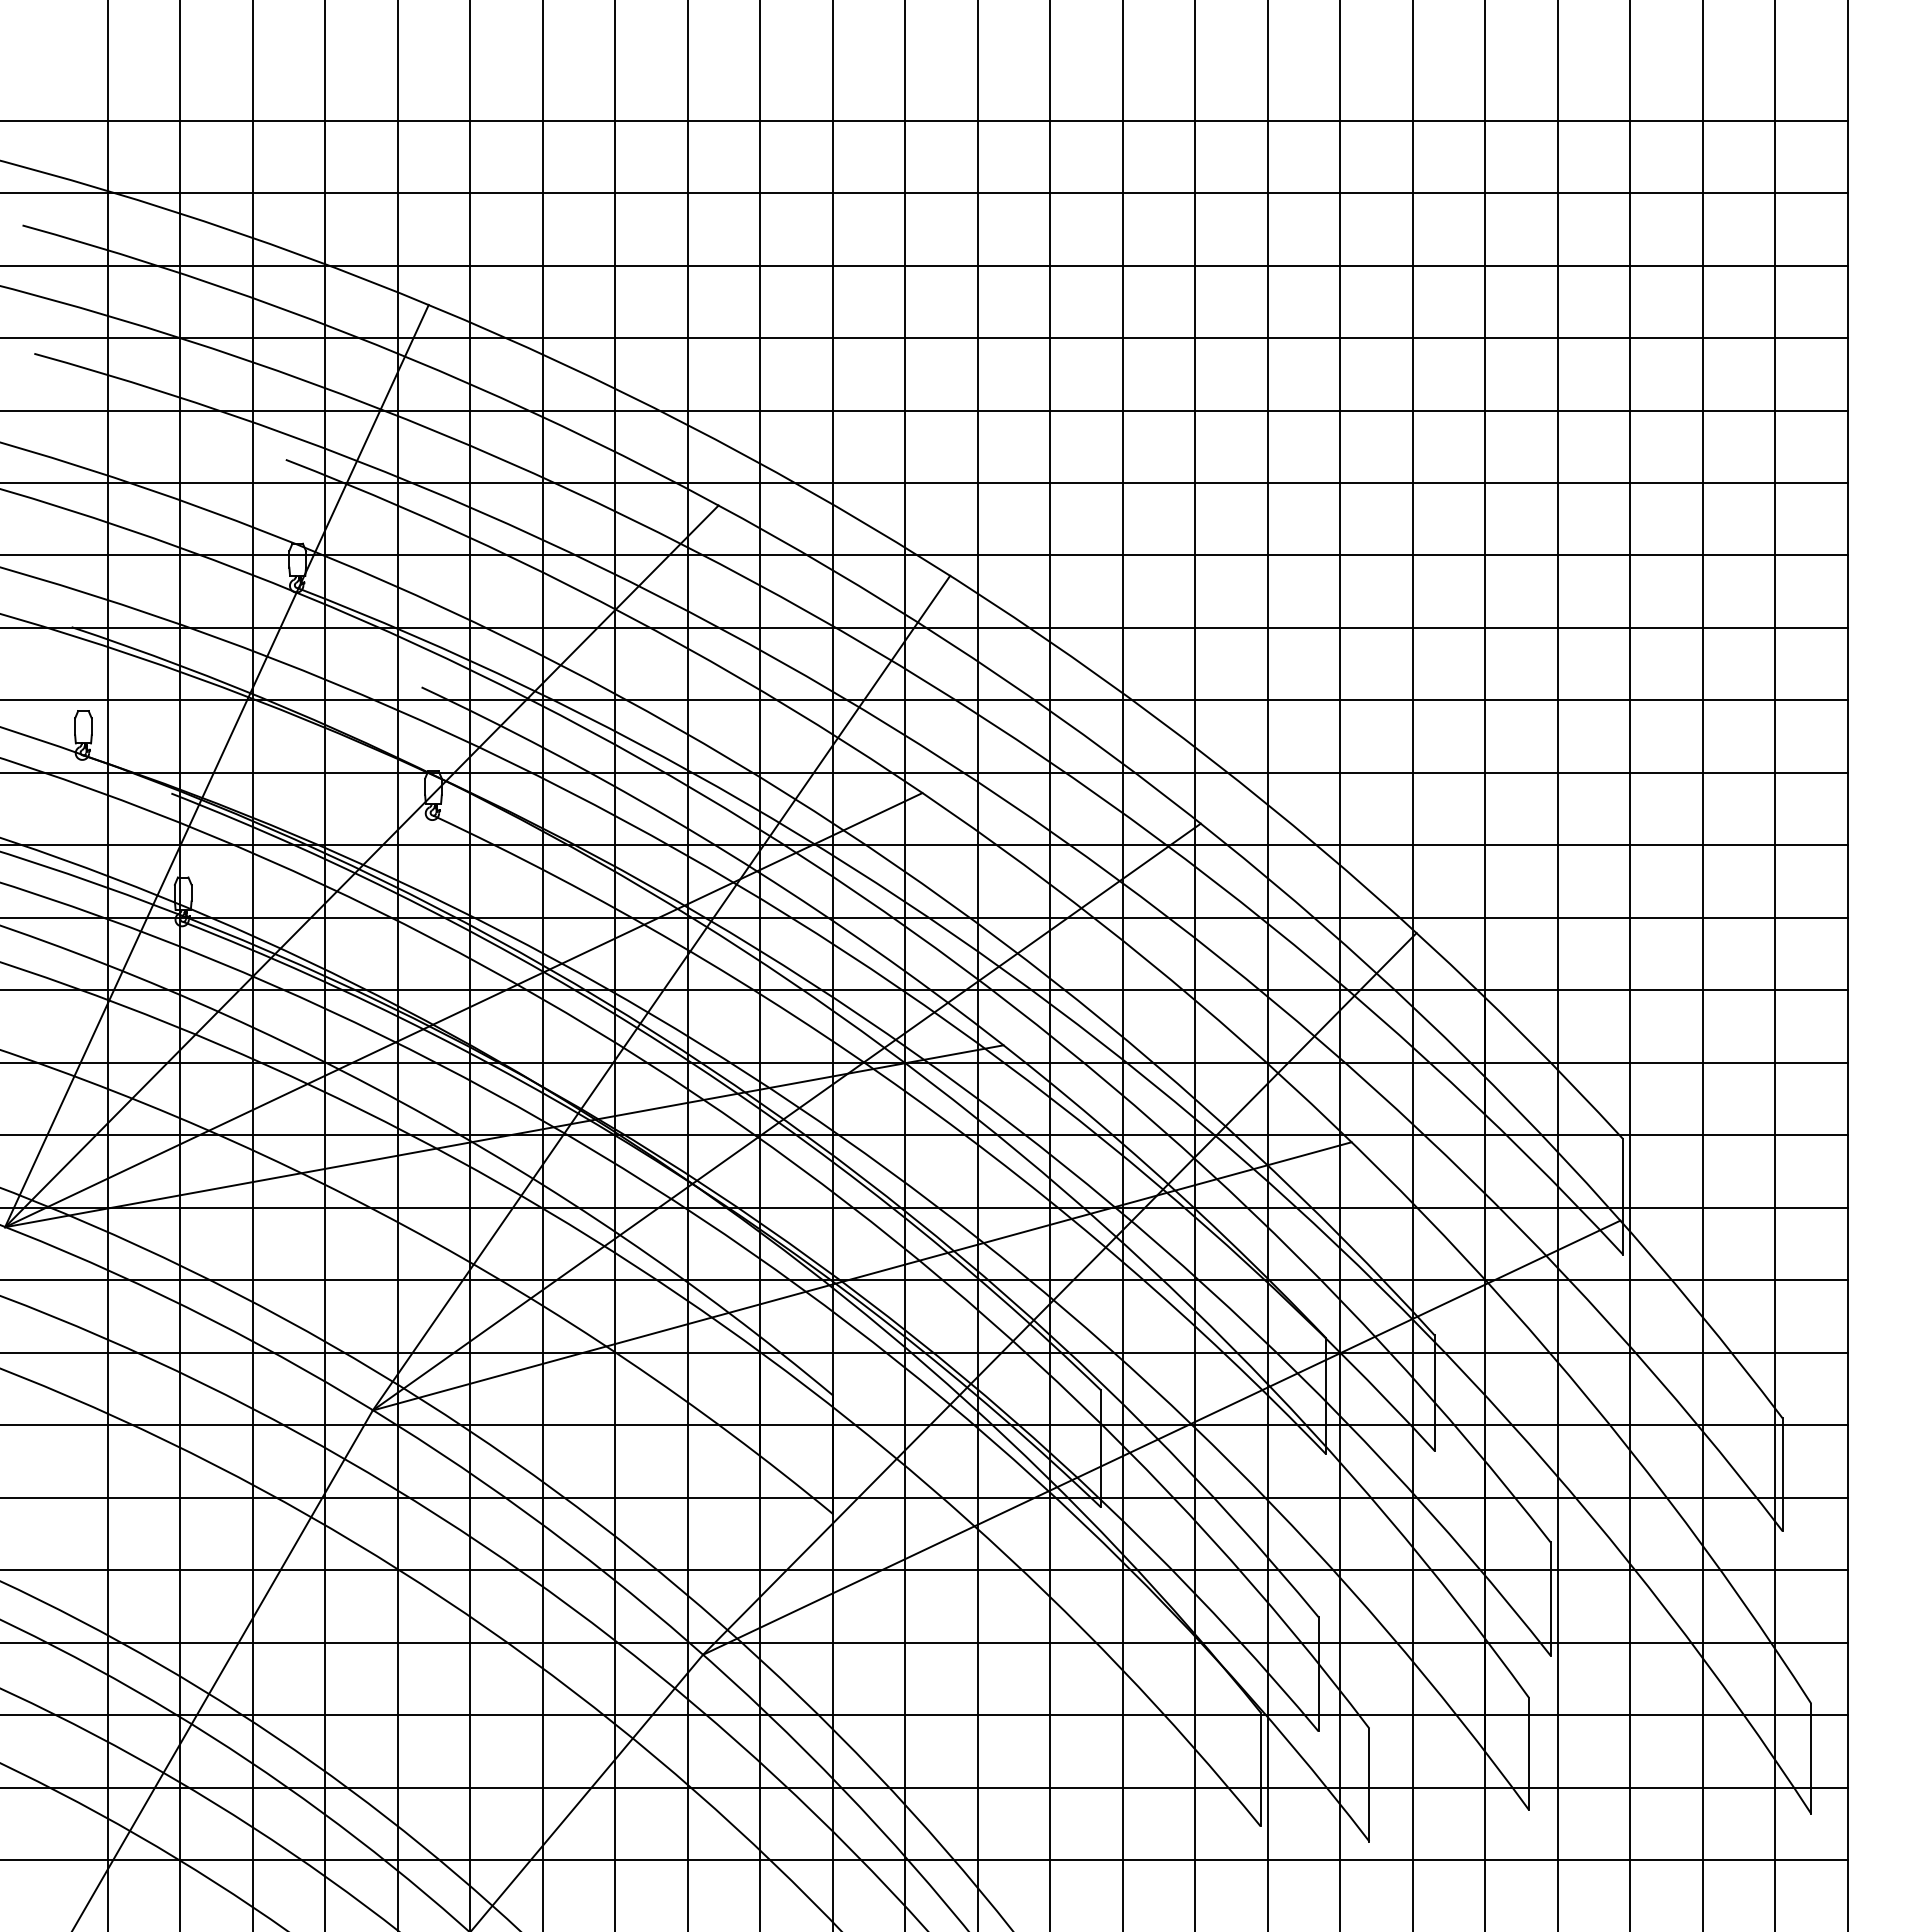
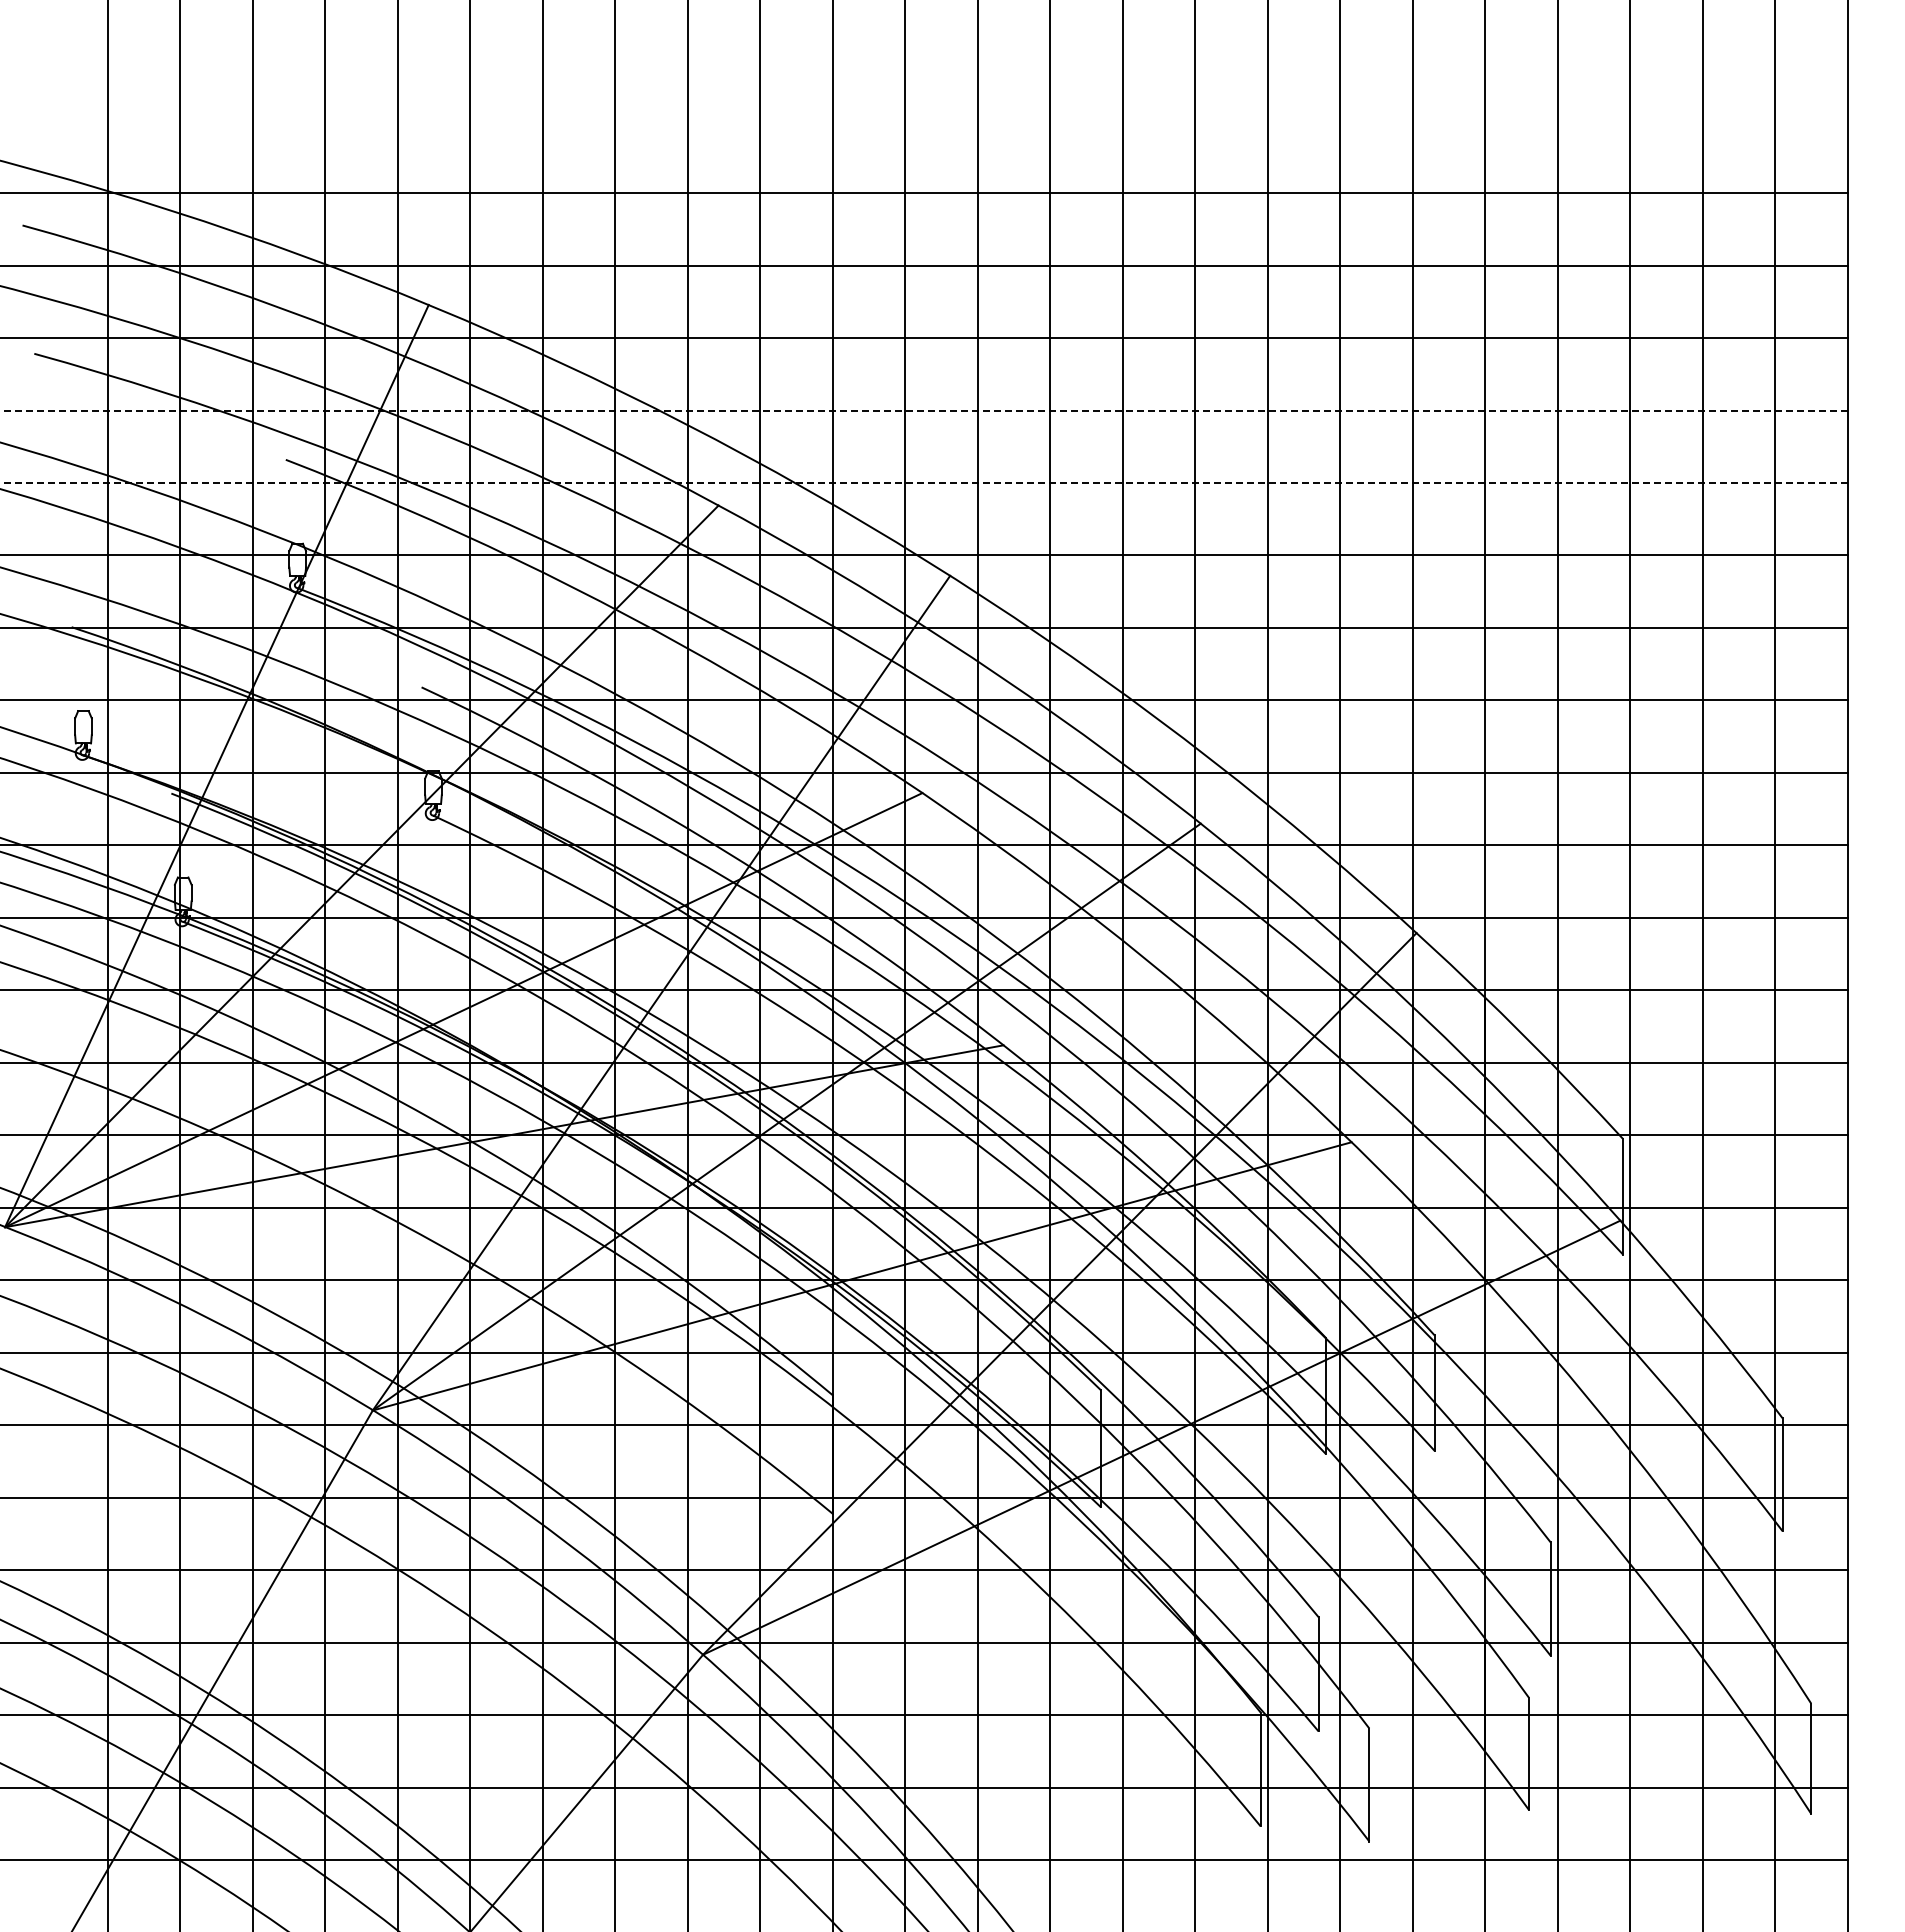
line: present -> none (924, 120)
line: solid -> dashed (924, 410)
line: solid -> dashed (924, 483)
